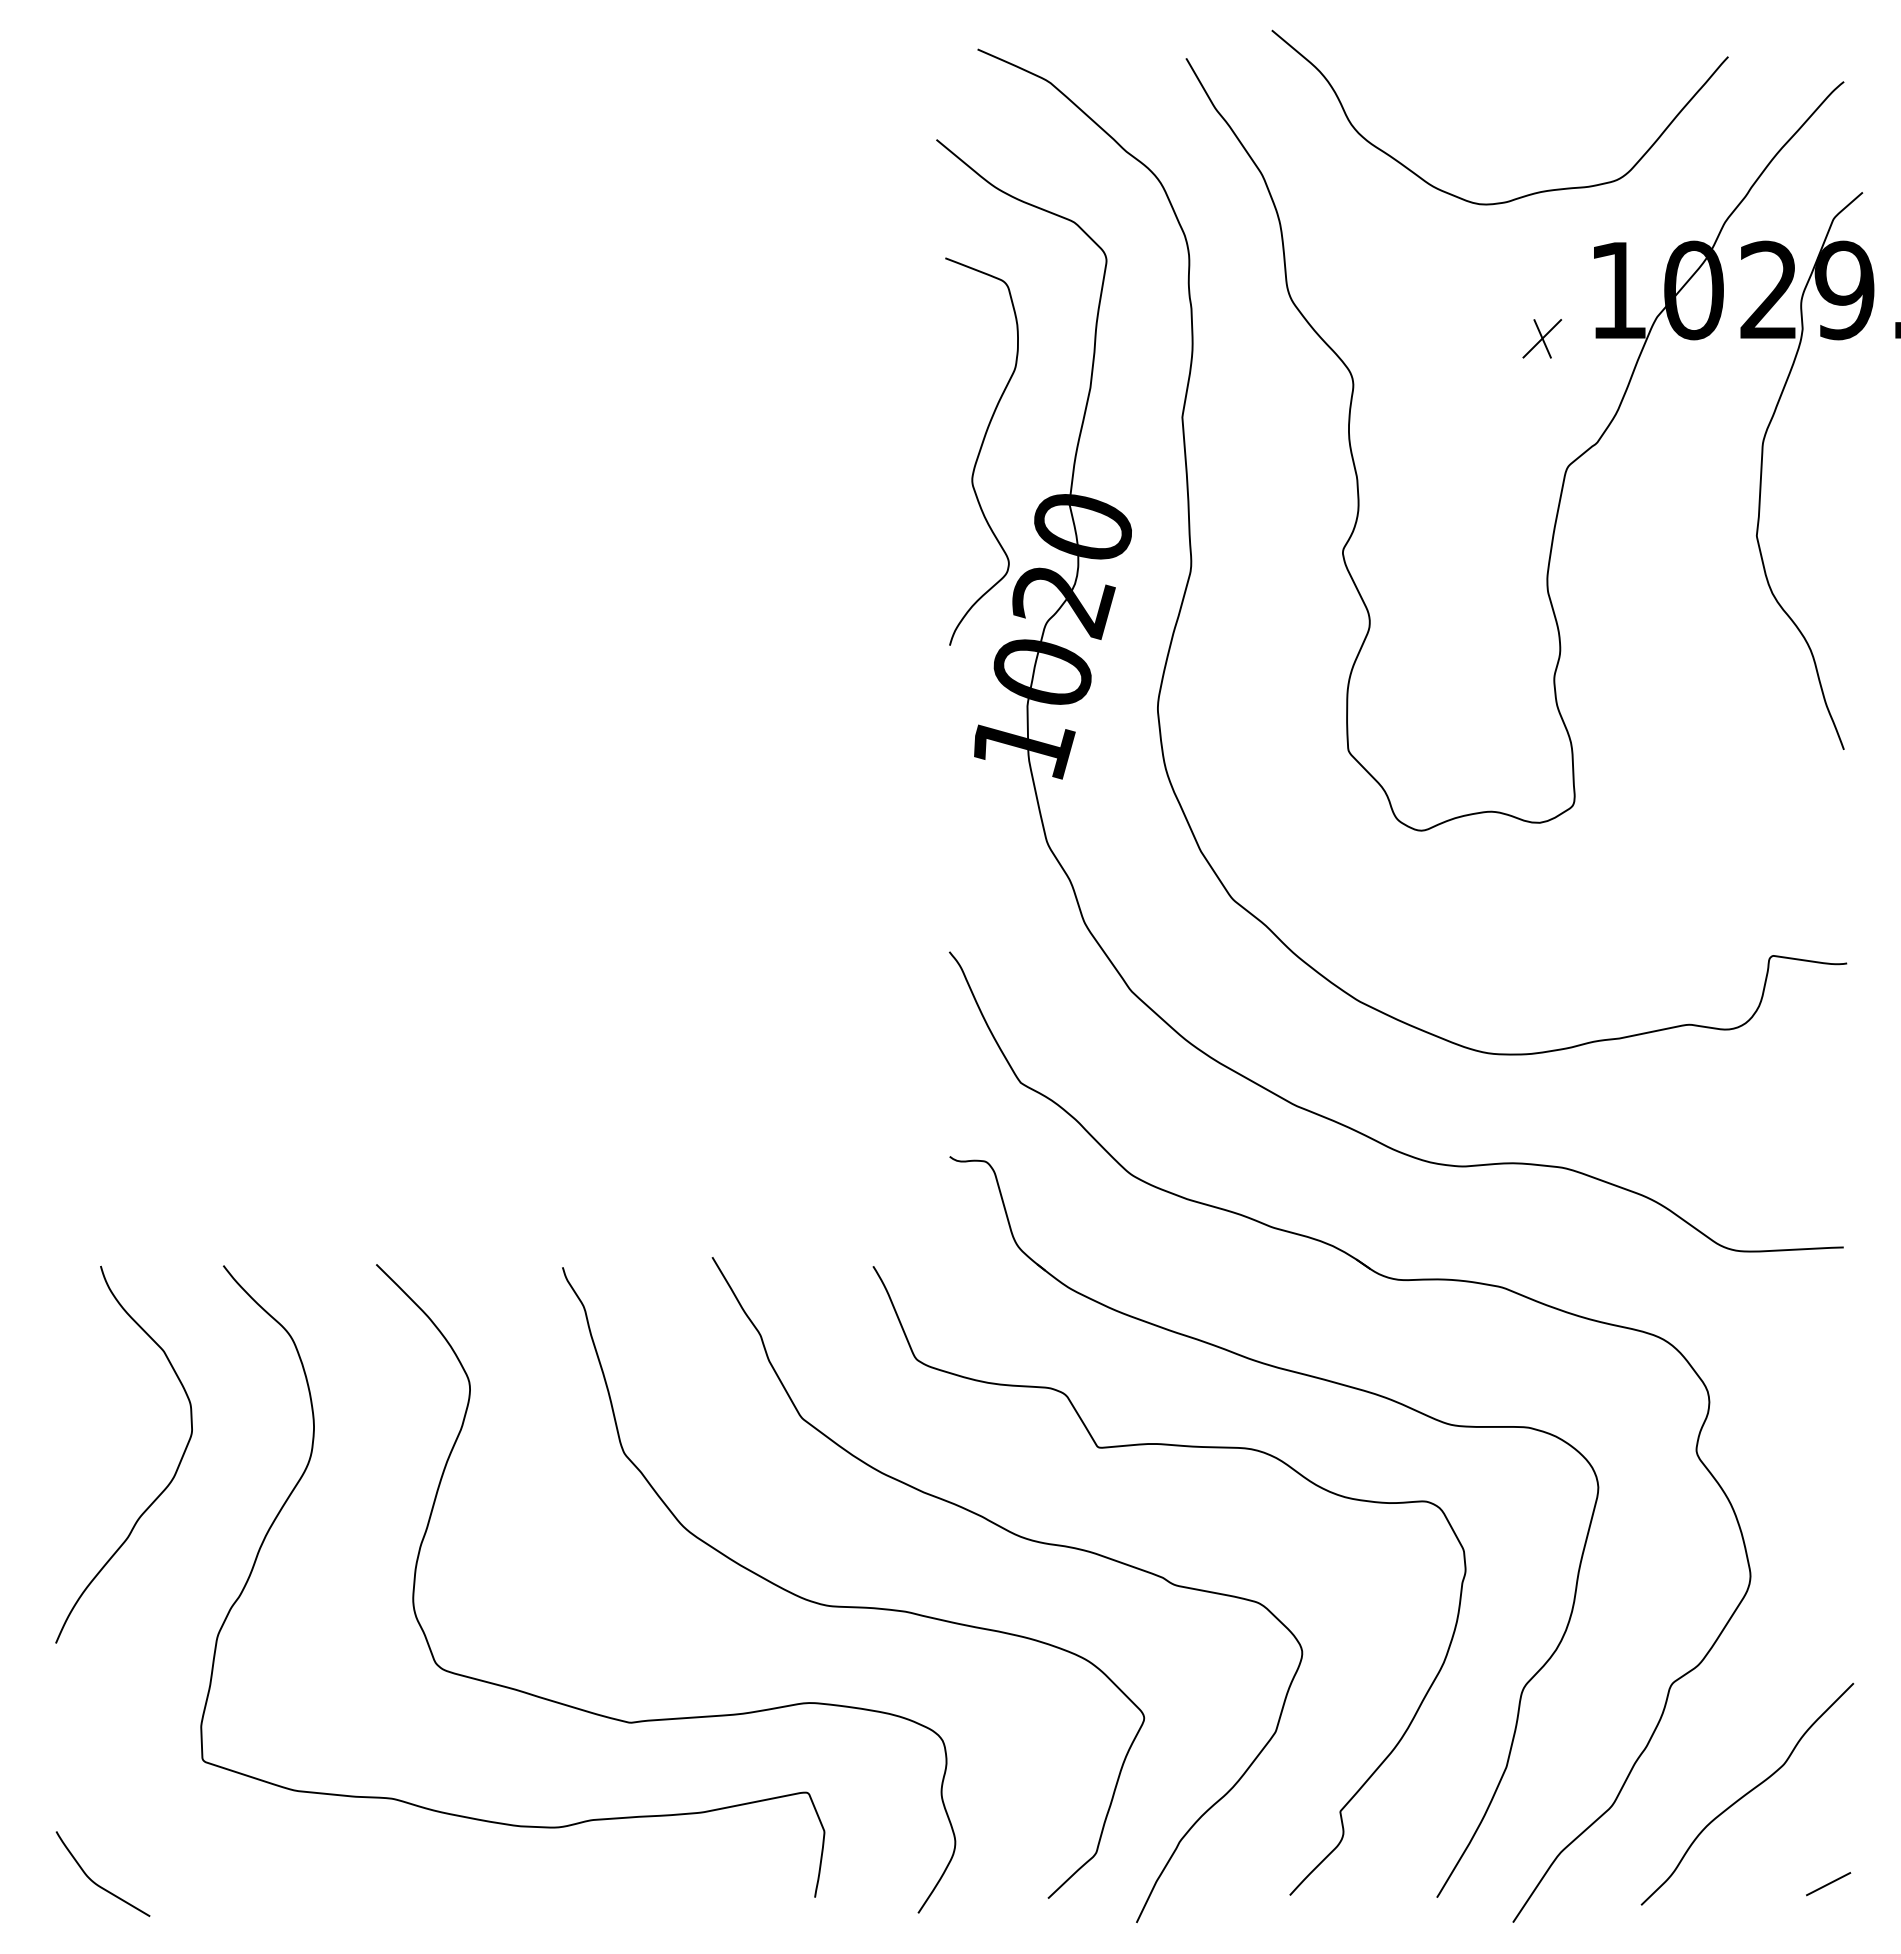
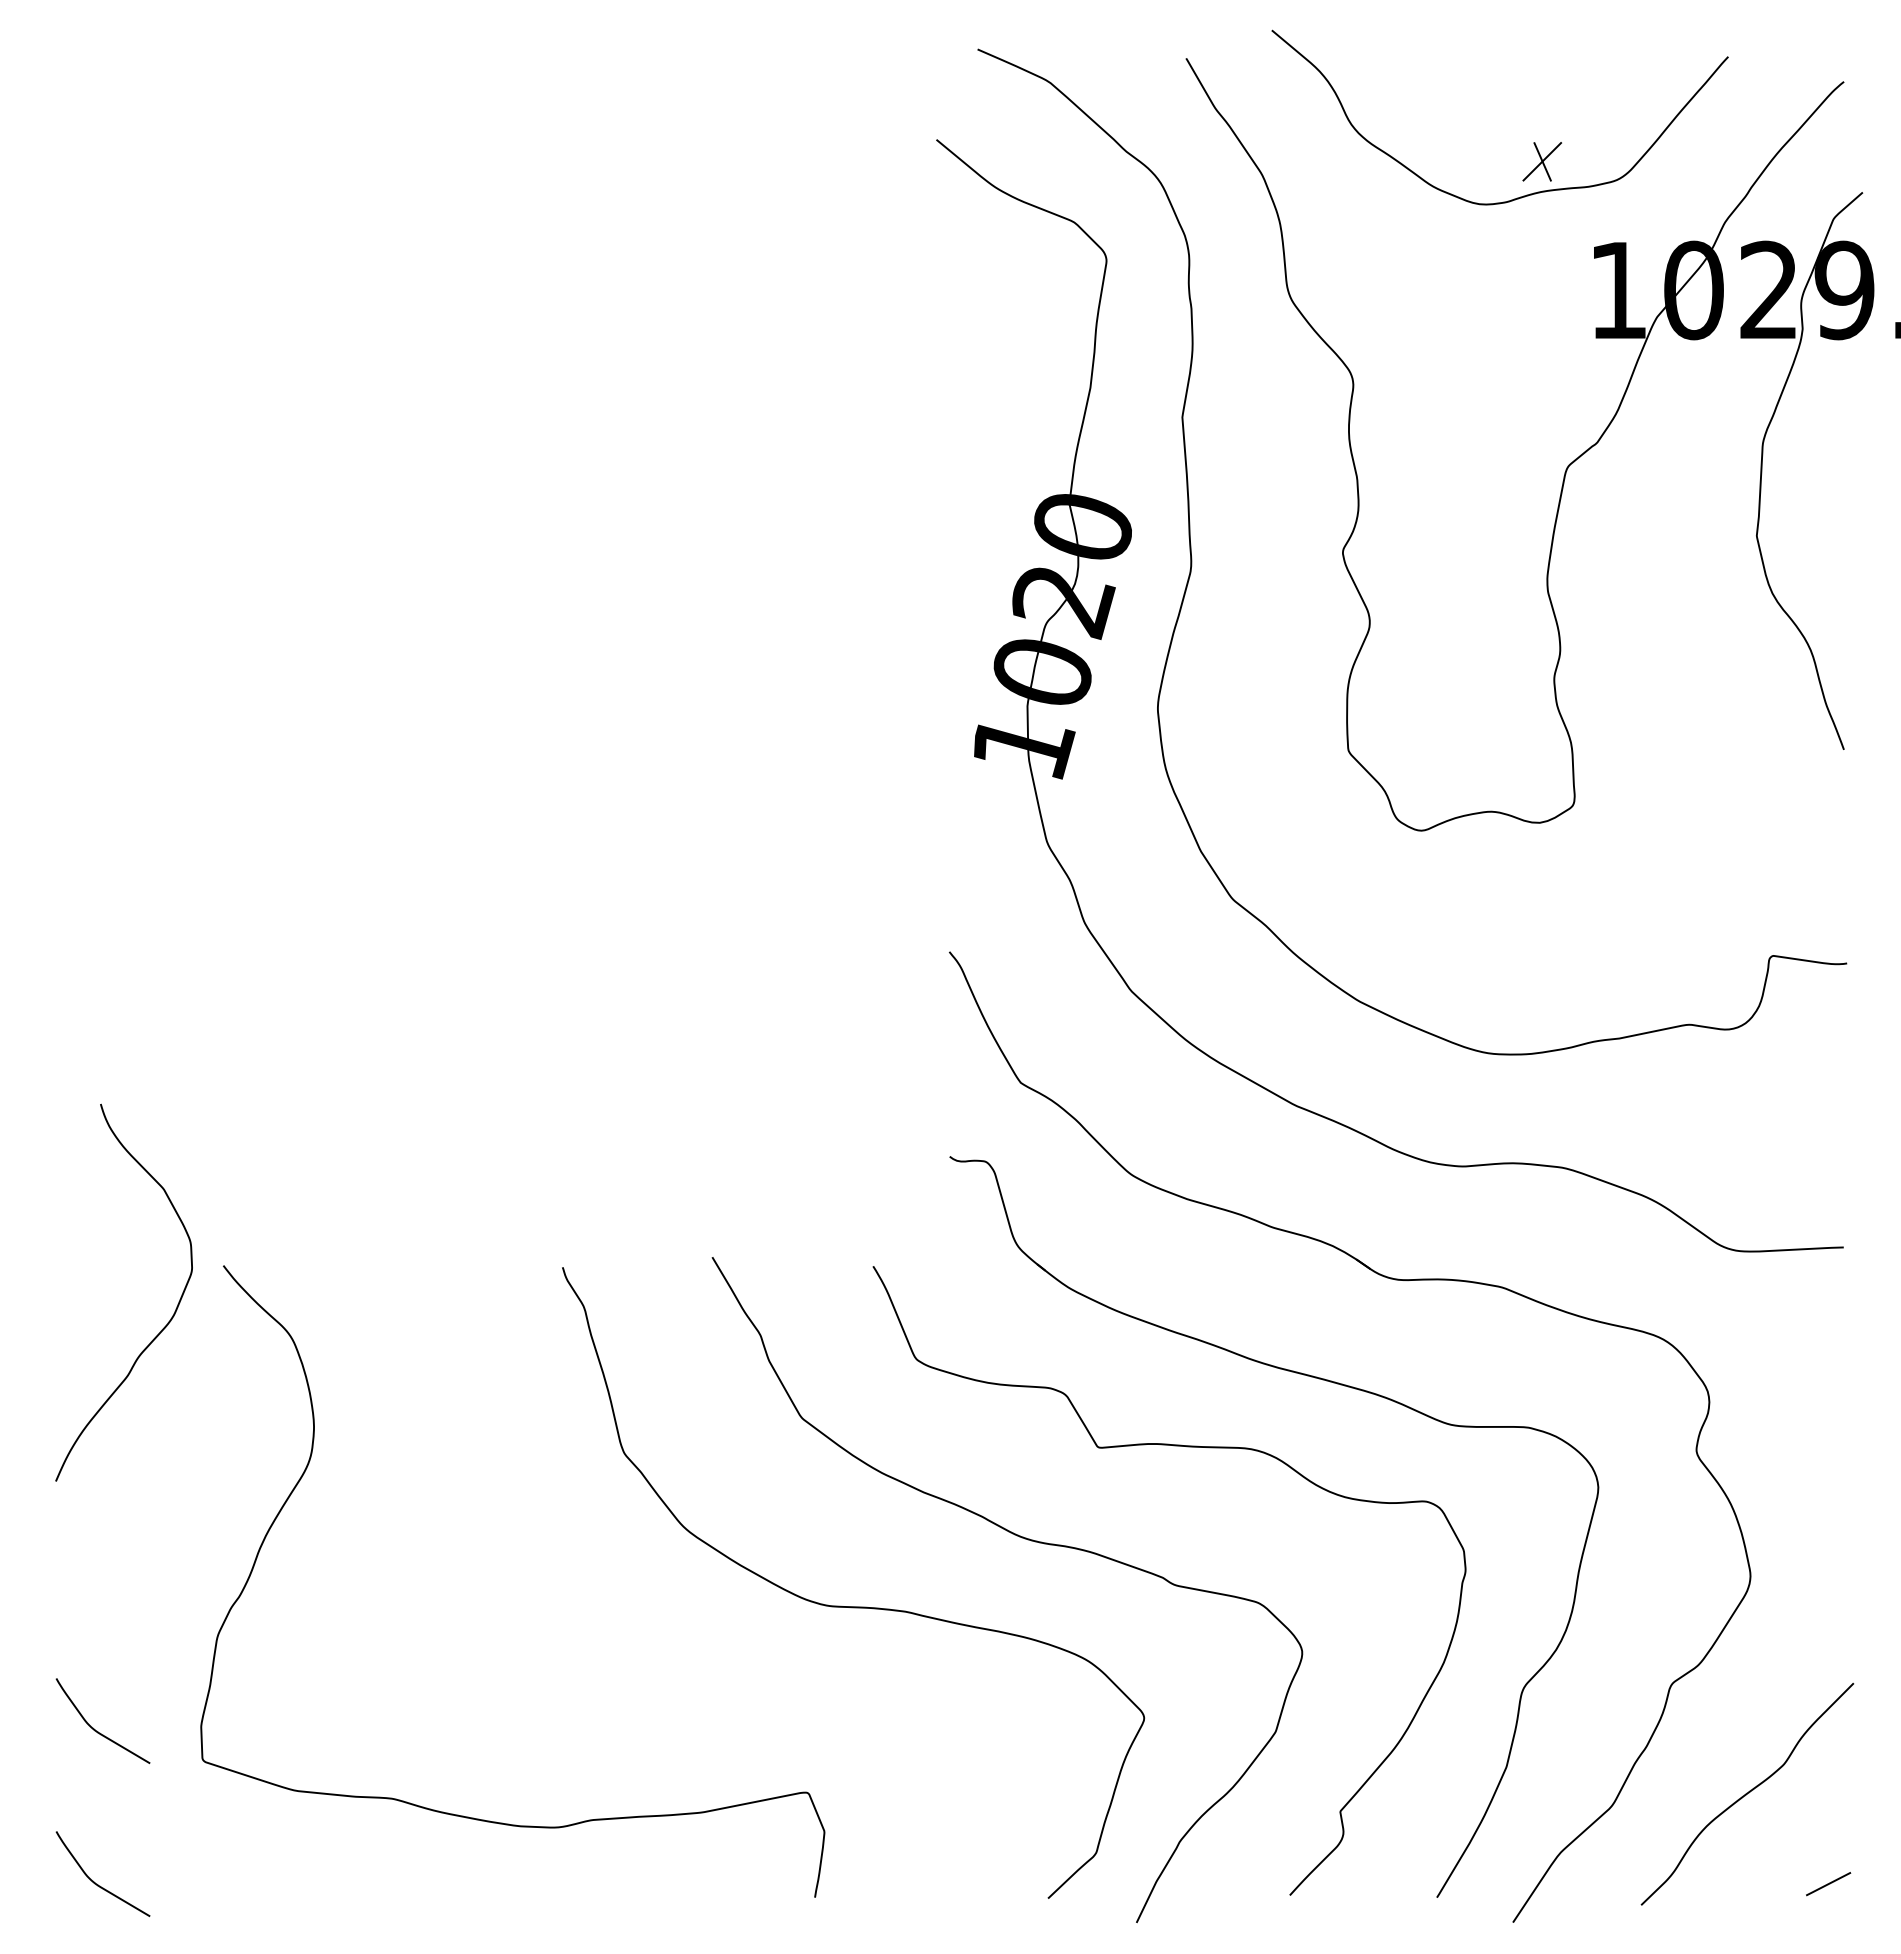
part position: (1541, 338) -> (1541, 161) (1541, 161)
curve: present -> none (981, 450)
curve position: (161, 1491) -> (161, 1329) (161, 1329)
curve: present -> none (675, 1717)
curve: none -> present (94, 1728)
